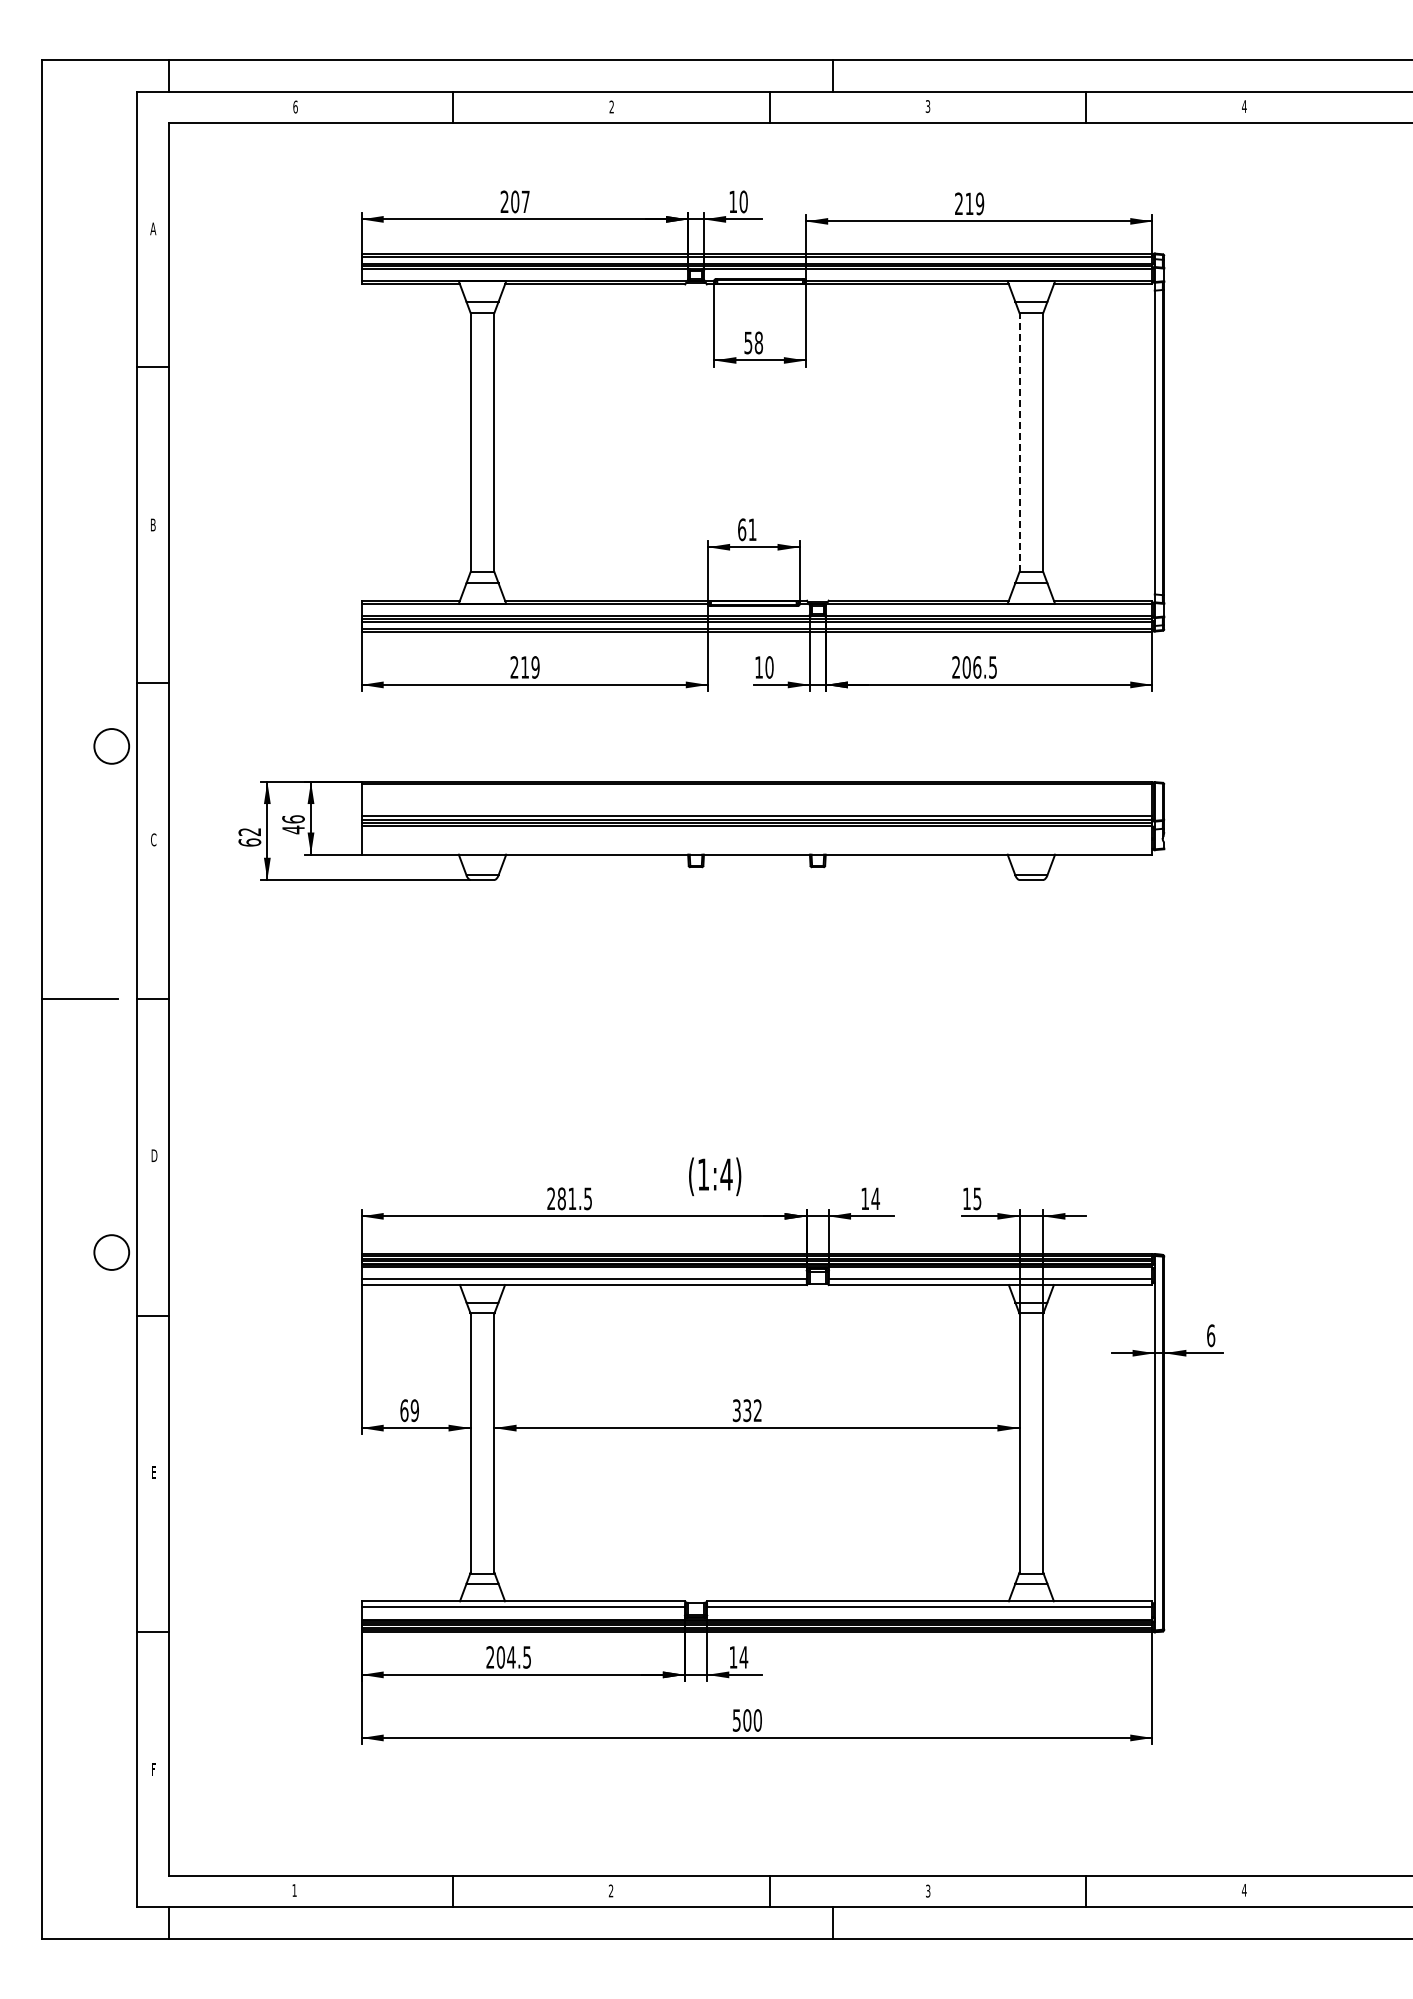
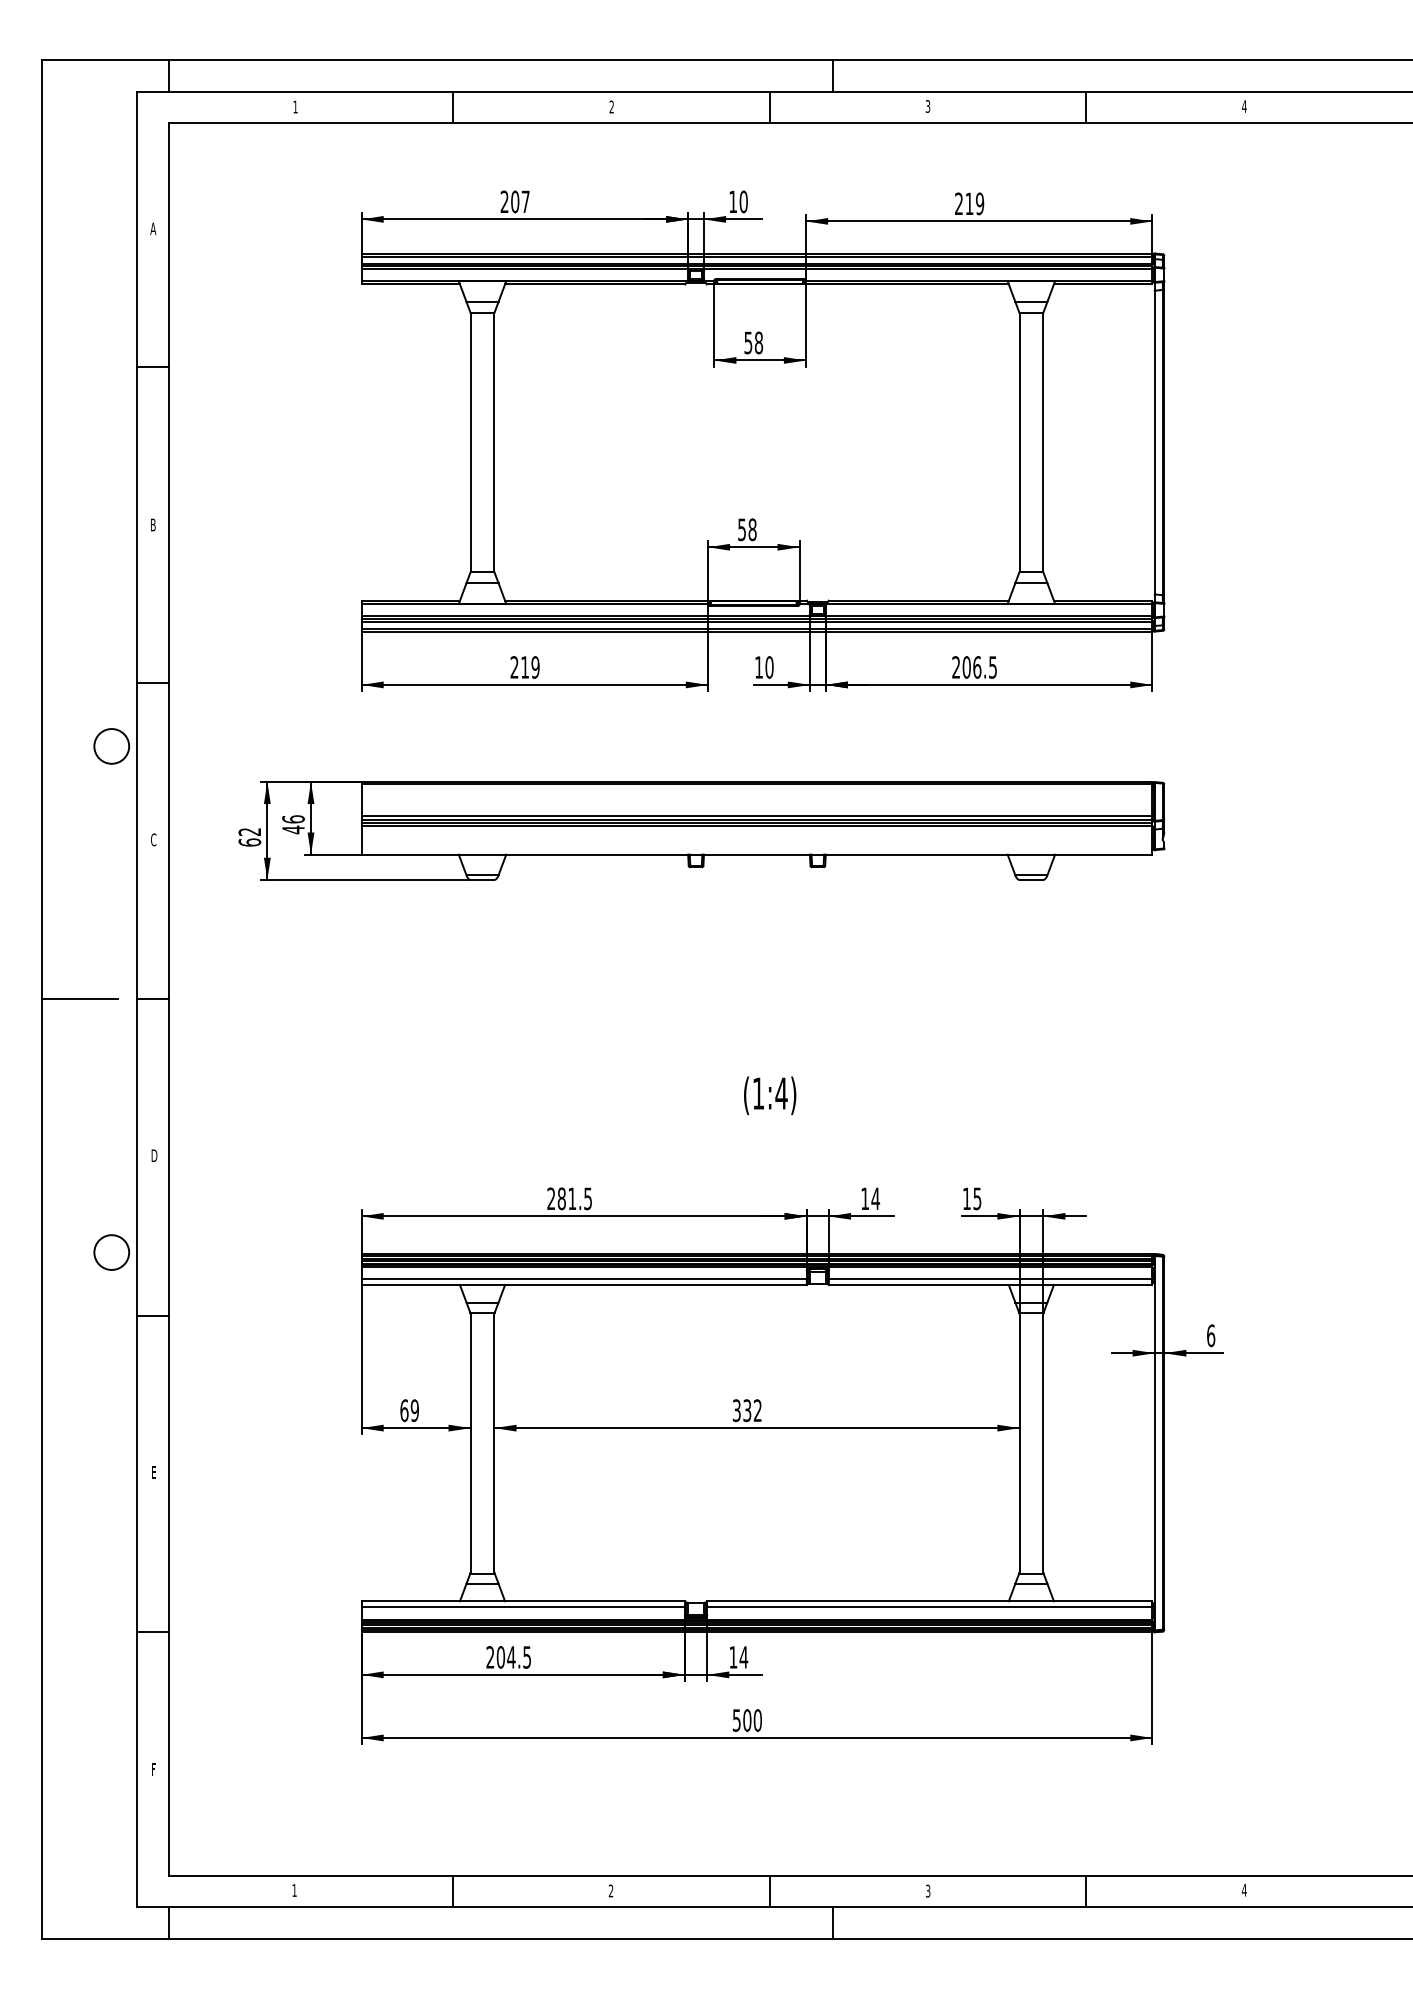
text: 6 -> 1 (295, 106)
line: dashed -> solid (1019, 442)
text: 61 -> 58 (747, 529)
text position: (715, 1176) -> (770, 1095) (770, 1095)
